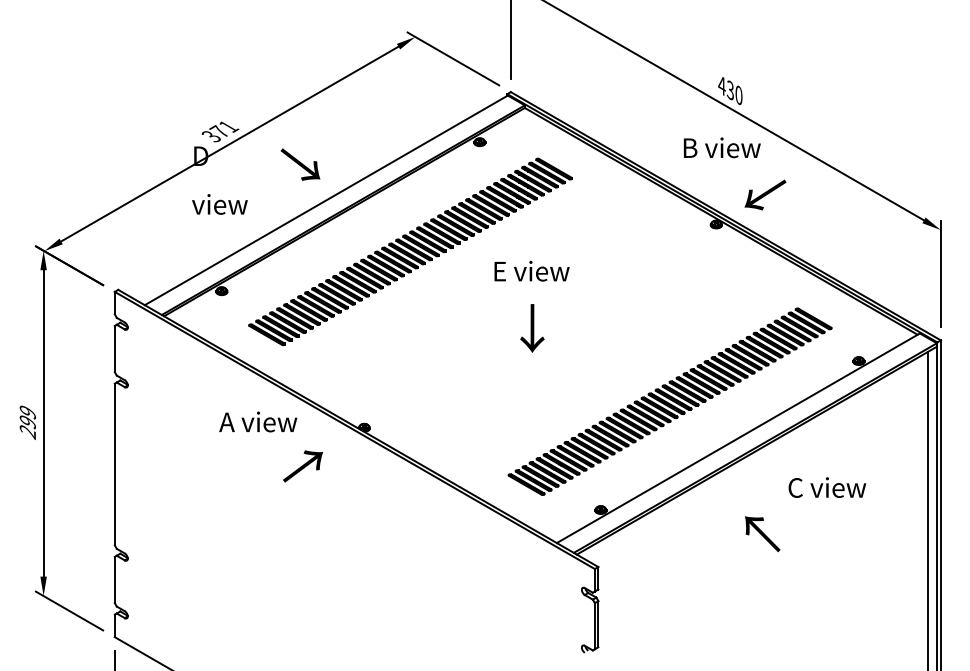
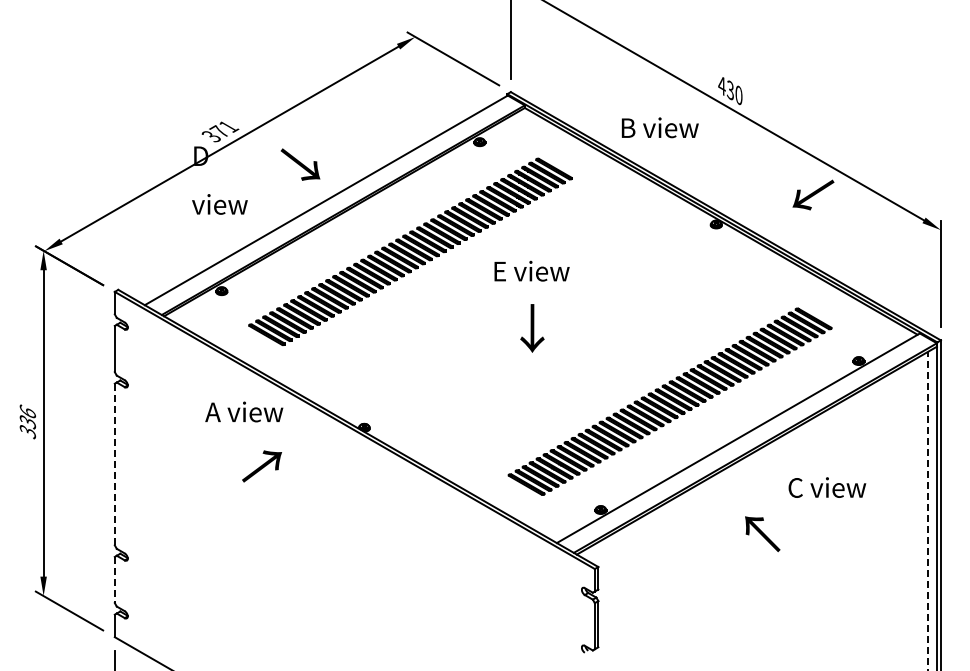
text position: (721, 147) -> (659, 127) (659, 127)
text position: (765, 194) -> (813, 194) (813, 194)
text position: (258, 421) -> (244, 411) (244, 411)
text: 299 -> 336 (27, 422)
line: solid -> dashed (114, 464)
text position: (302, 466) -> (261, 466) (261, 466)
line: solid -> dashed (928, 511)
line: solid -> dashed (114, 580)
